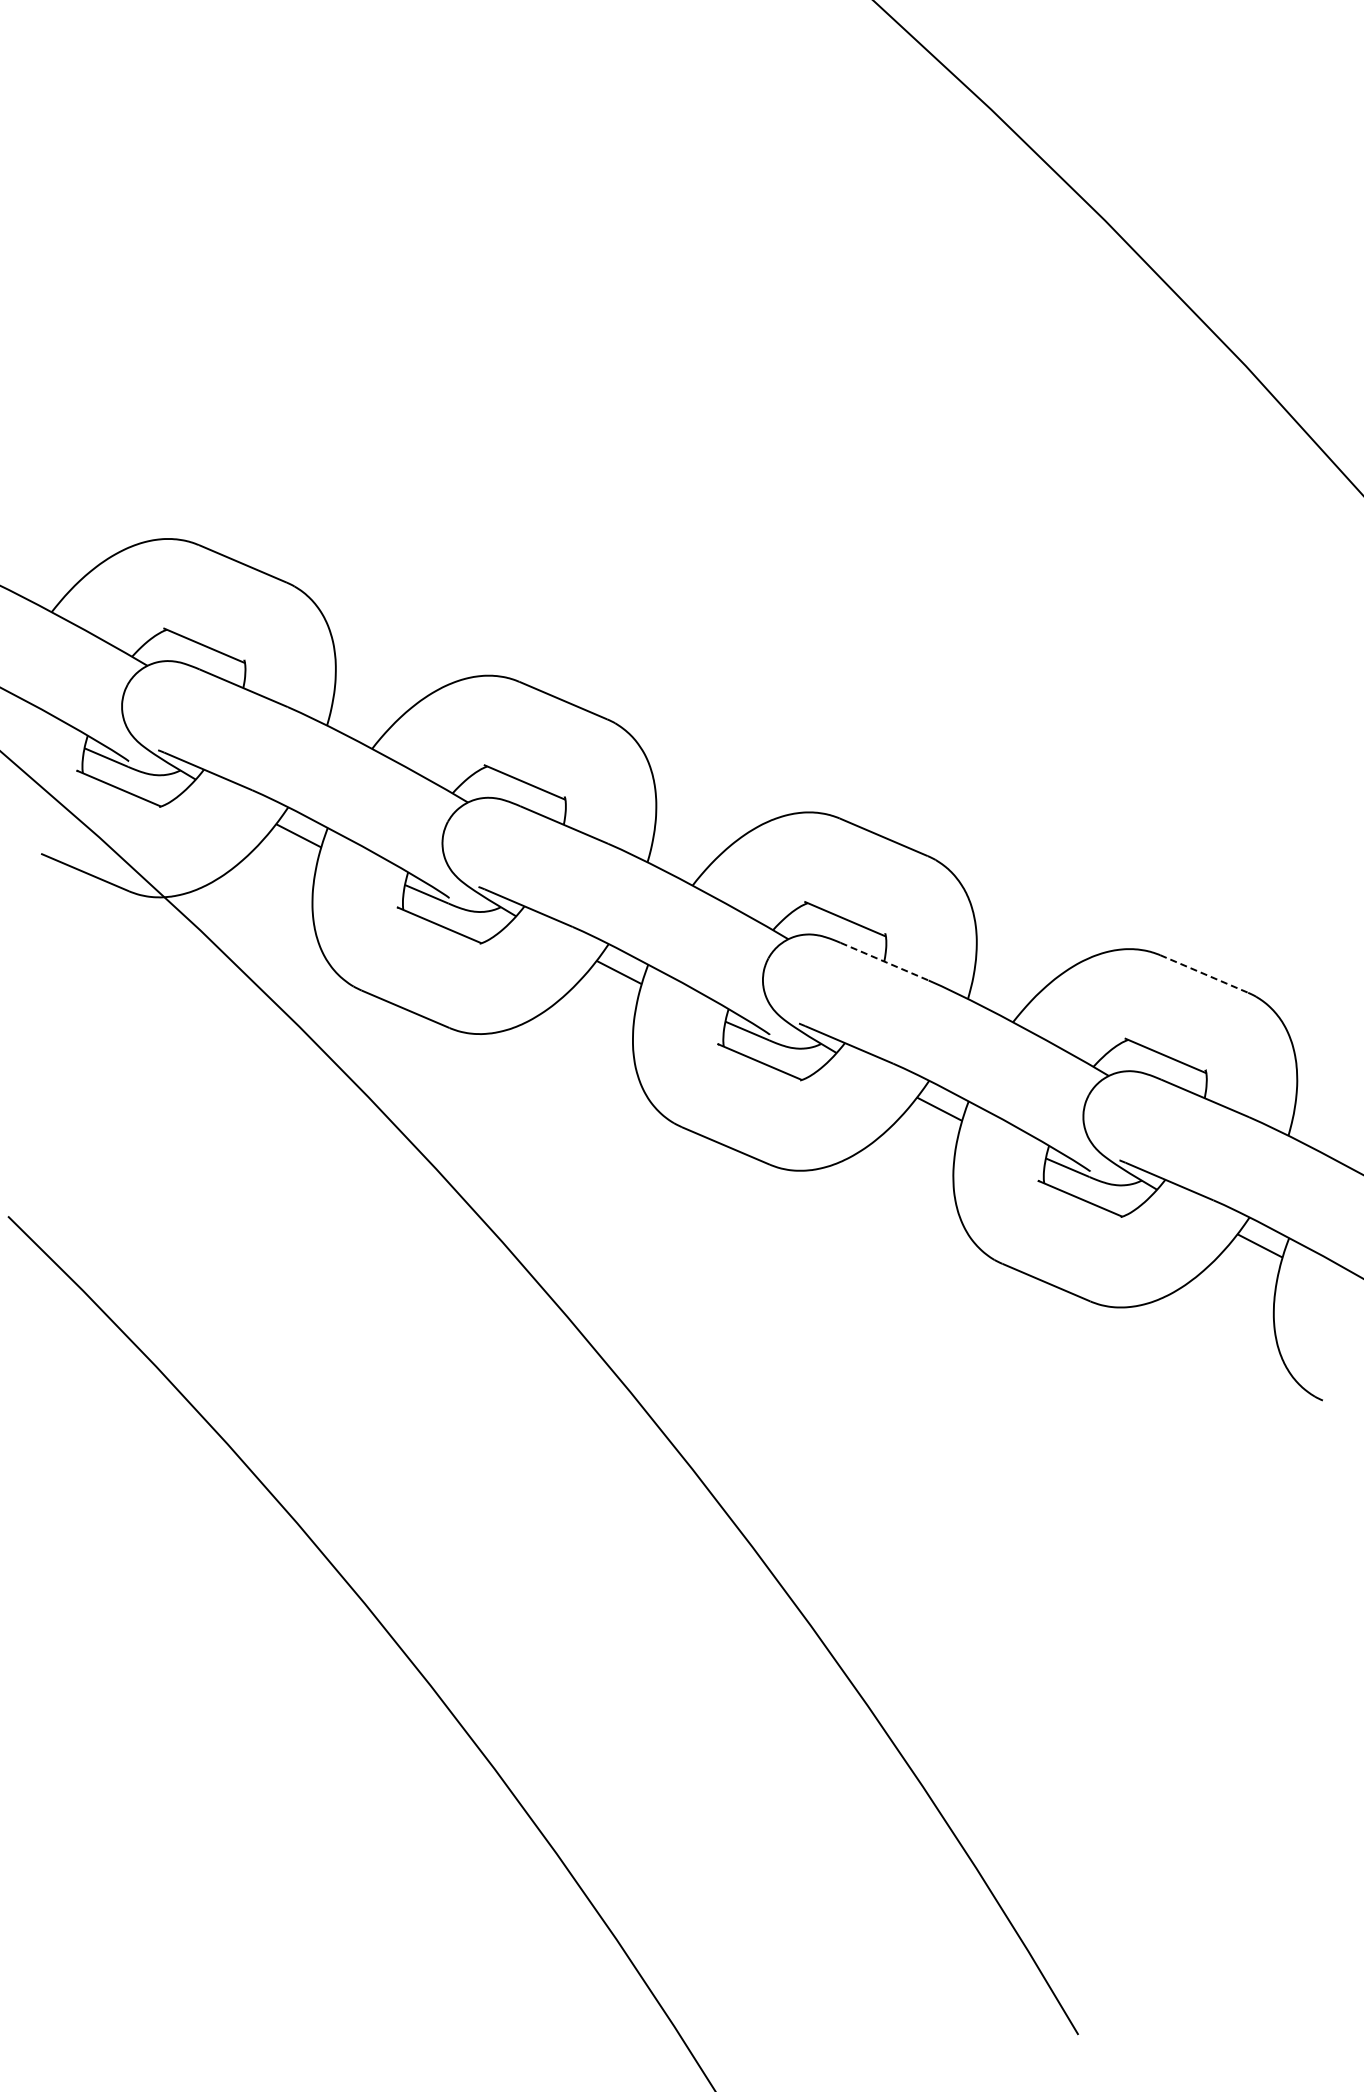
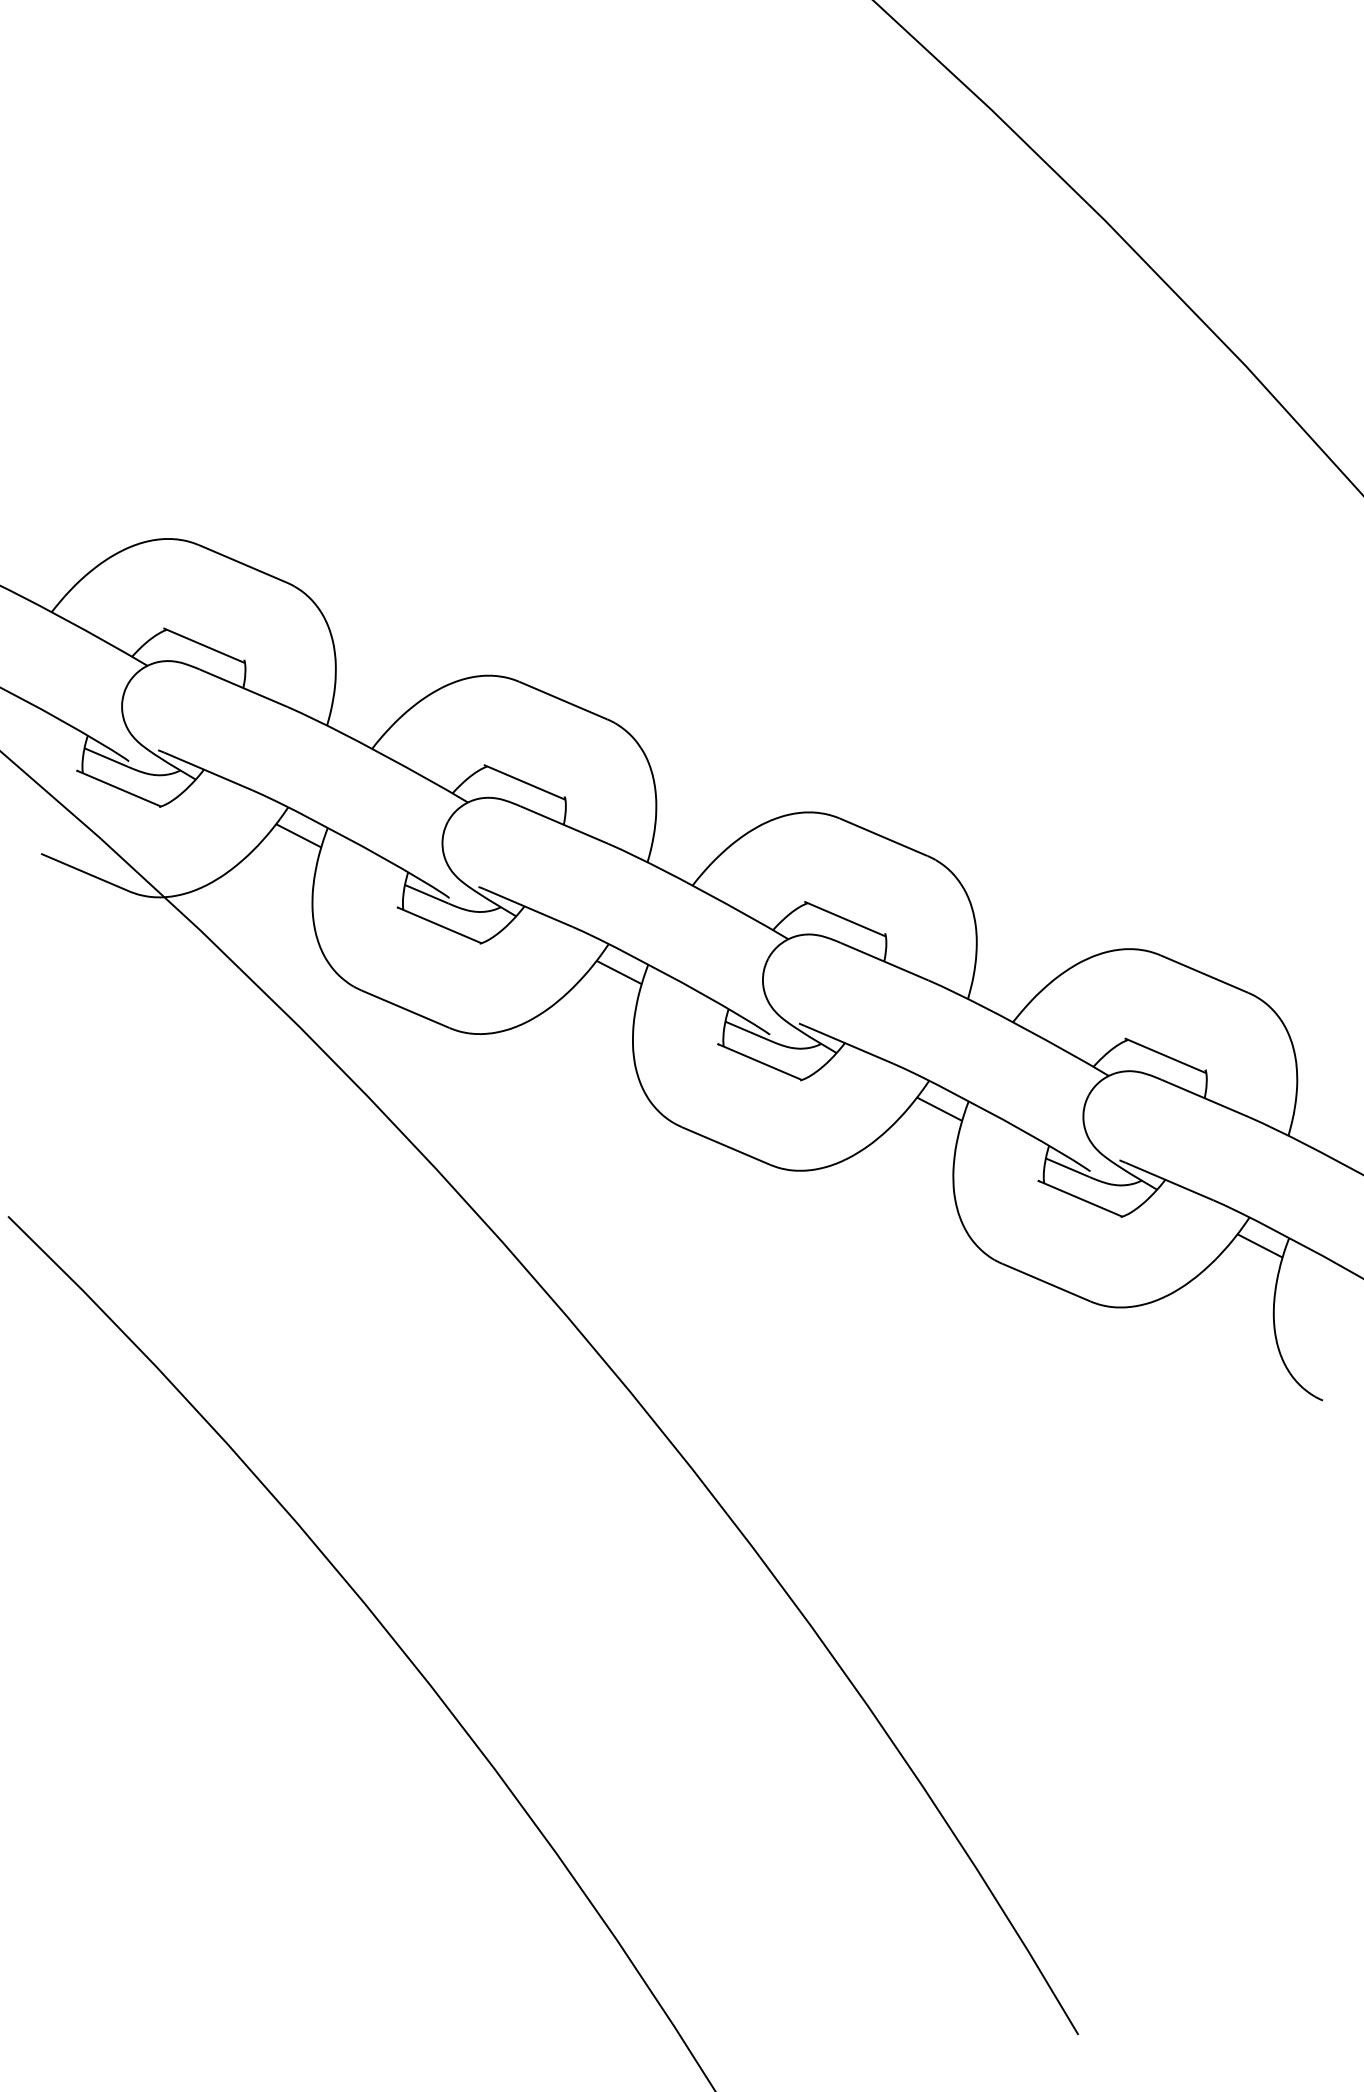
line: dashed -> solid (884, 961)
line: dashed -> solid (1204, 974)
